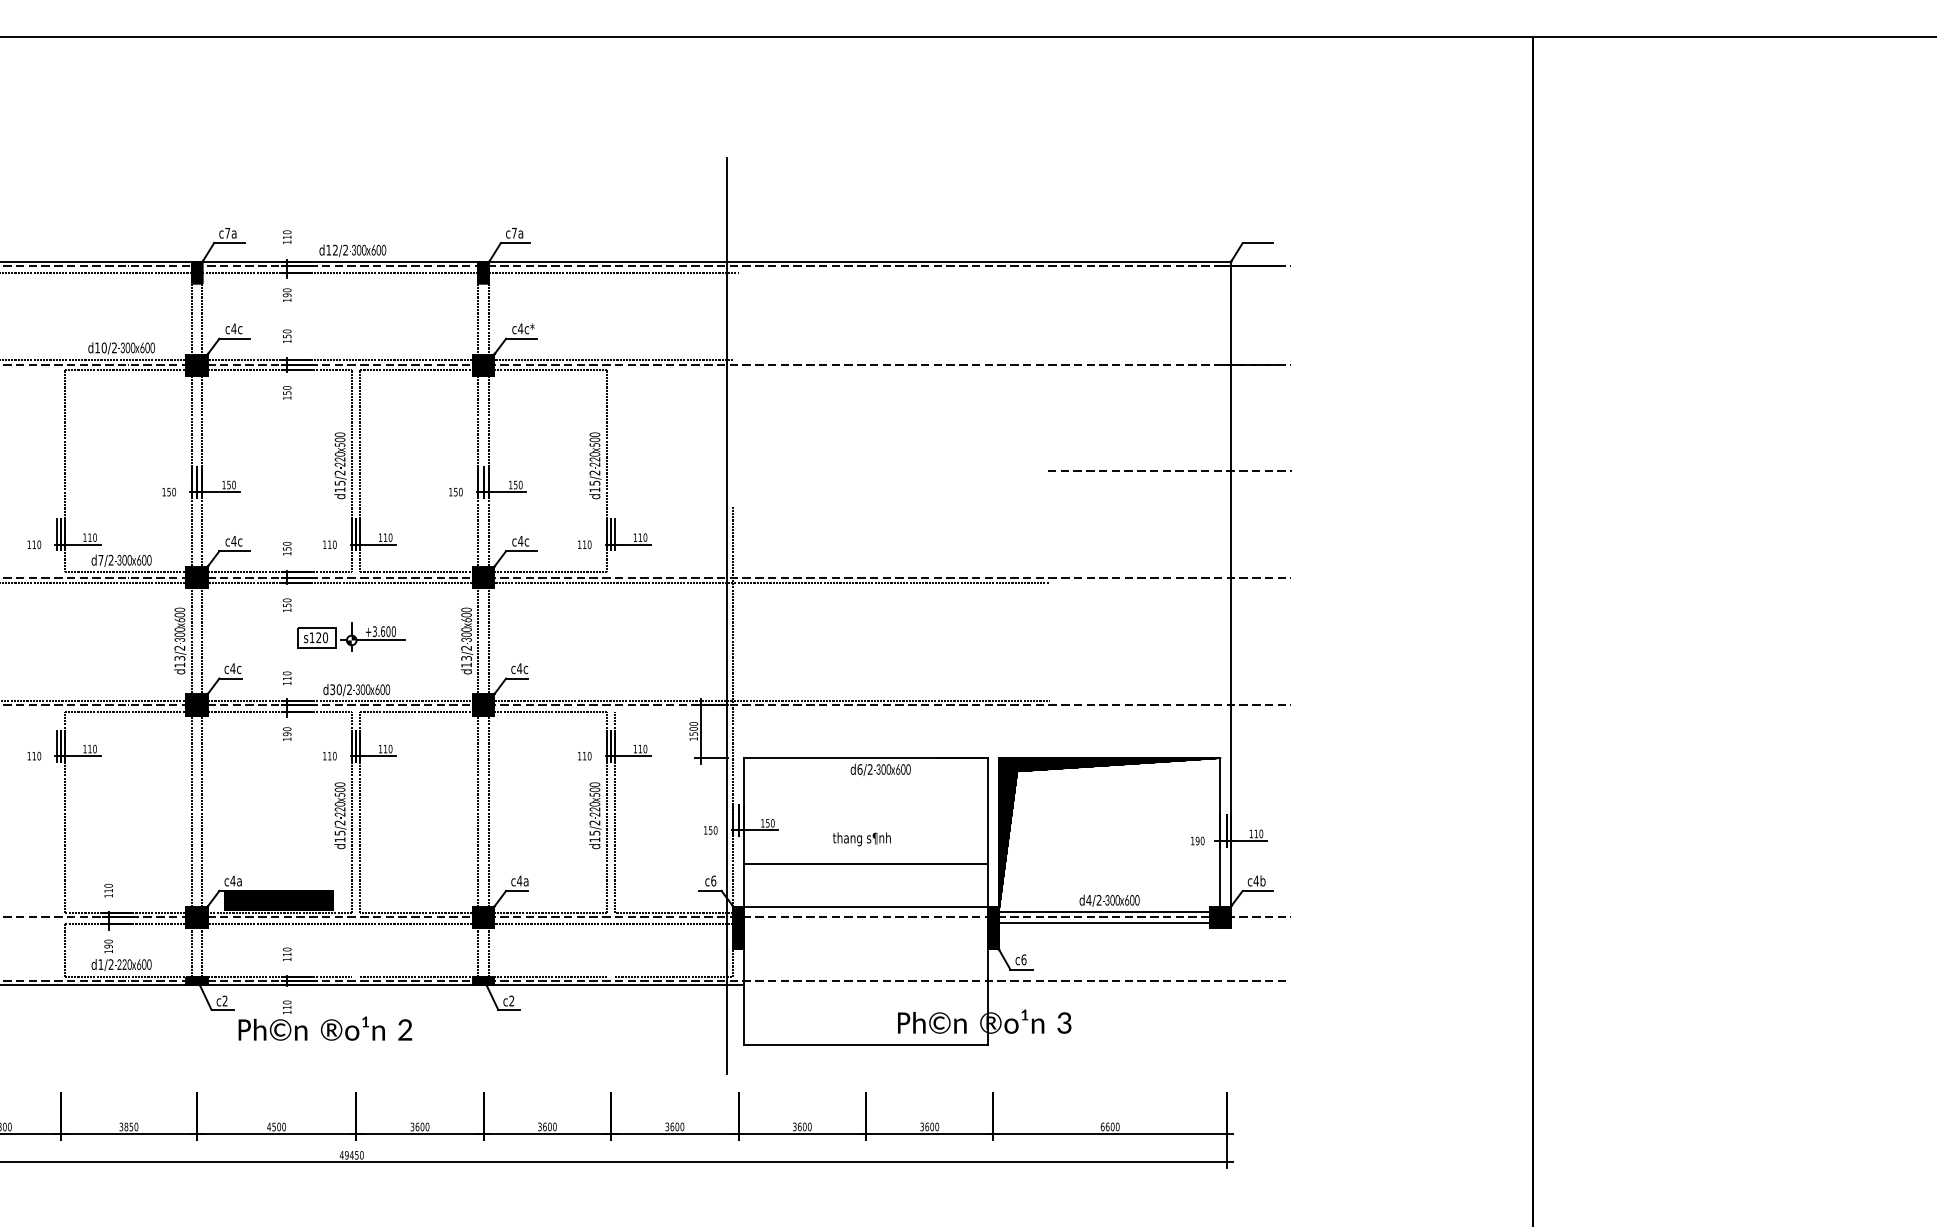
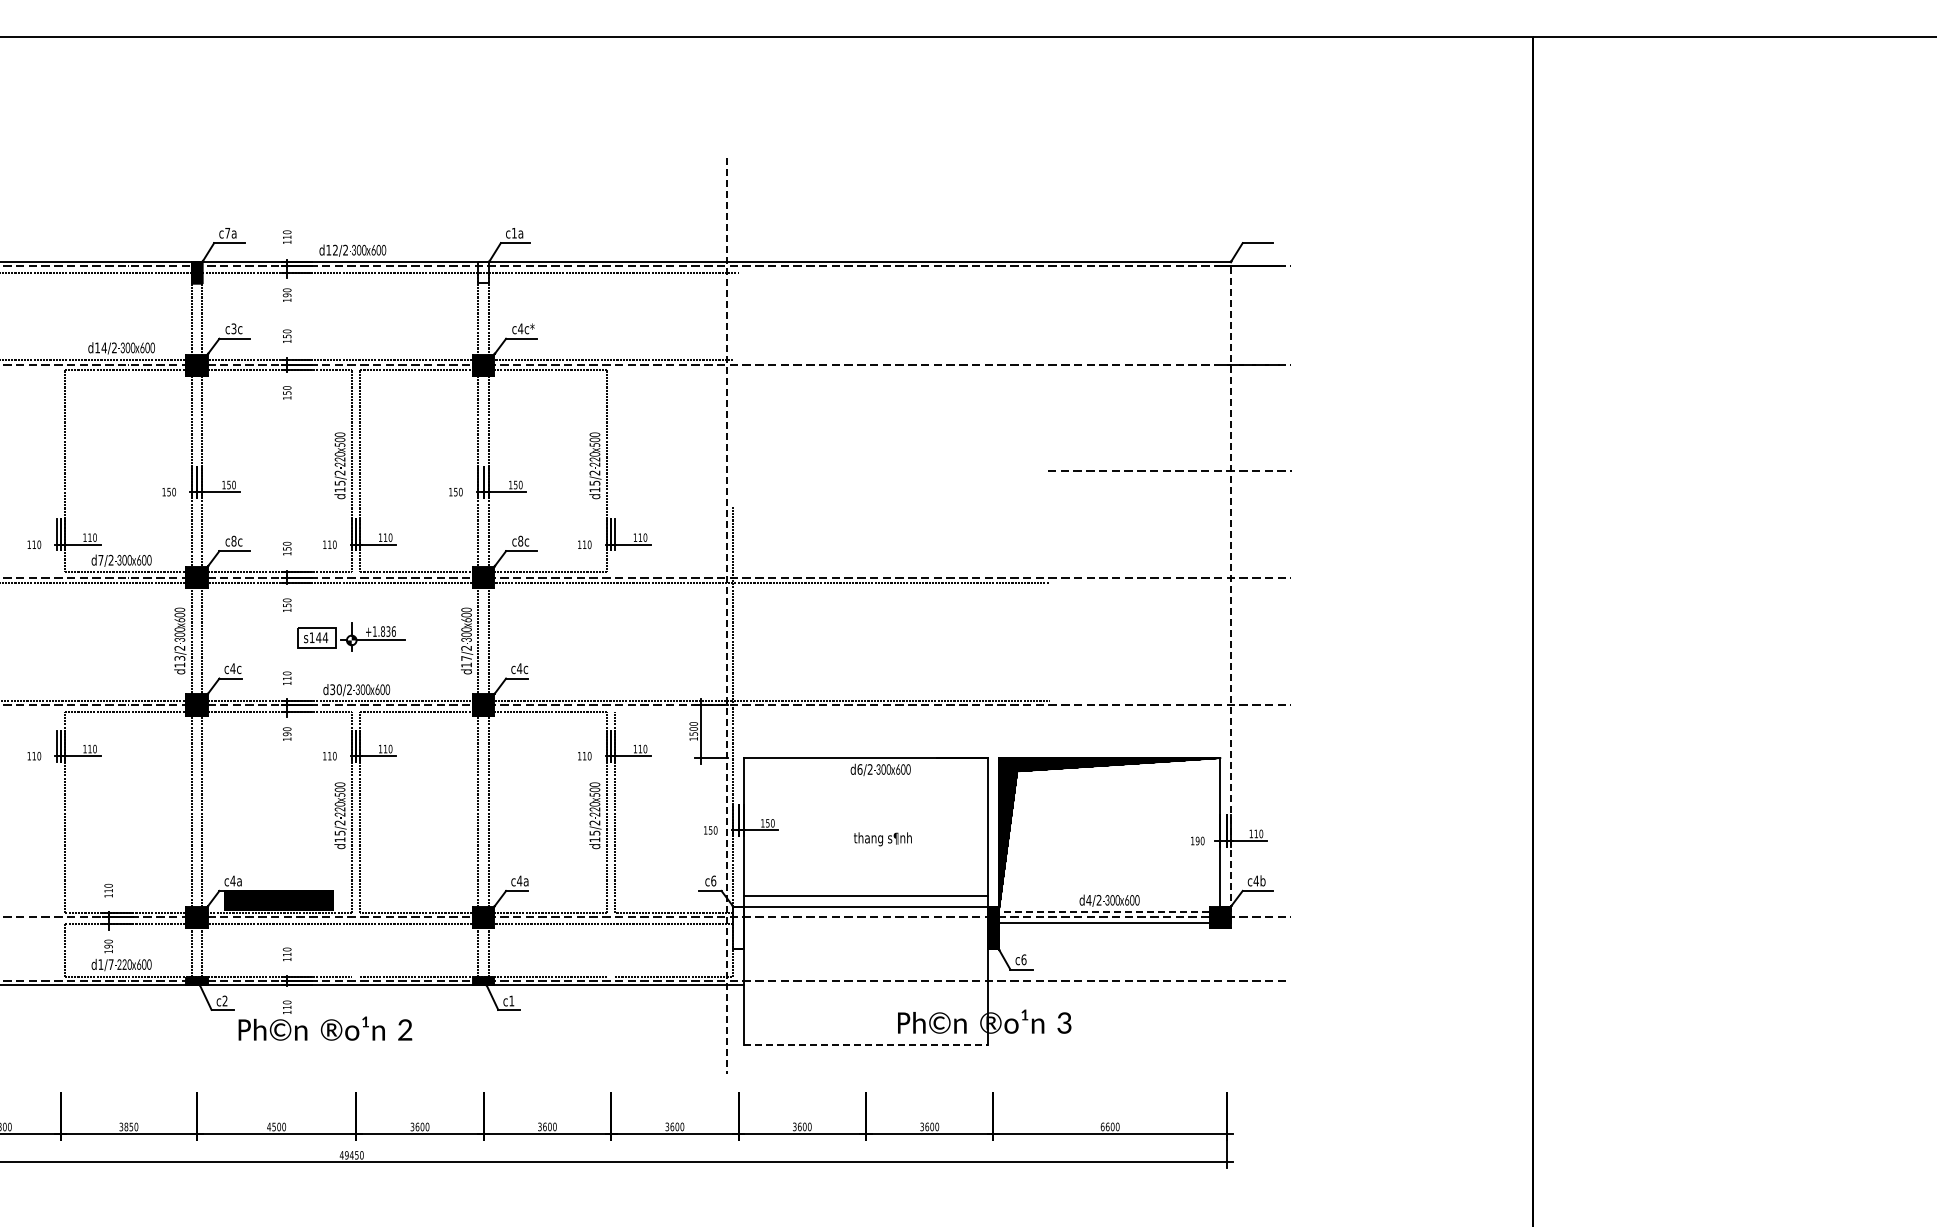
text: c7a -> c1a (514, 233)
hatch: present -> none (483, 272)
text: c4c -> c3c (233, 328)
text: d10 -> d14 (103, 347)
text: c4c -> c8c (233, 540)
text: c4c -> c8c (520, 540)
line: solid -> dashed (1230, 591)
line: solid -> dashed (726, 615)
text: +3.600 -> +1.836 (384, 631)
text: s120 -> s144 (322, 637)
text: d13 -> d17 (466, 658)
text position: (861, 839) -> (882, 839) (882, 839)
line position: (865, 864) -> (865, 896) (865, 896)
line: solid -> dashed (1109, 912)
hatch: present -> none (738, 927)
text: /2 -> /7 (110, 964)
text: c2 -> c1 (511, 1000)
line: solid -> dashed (866, 1044)
